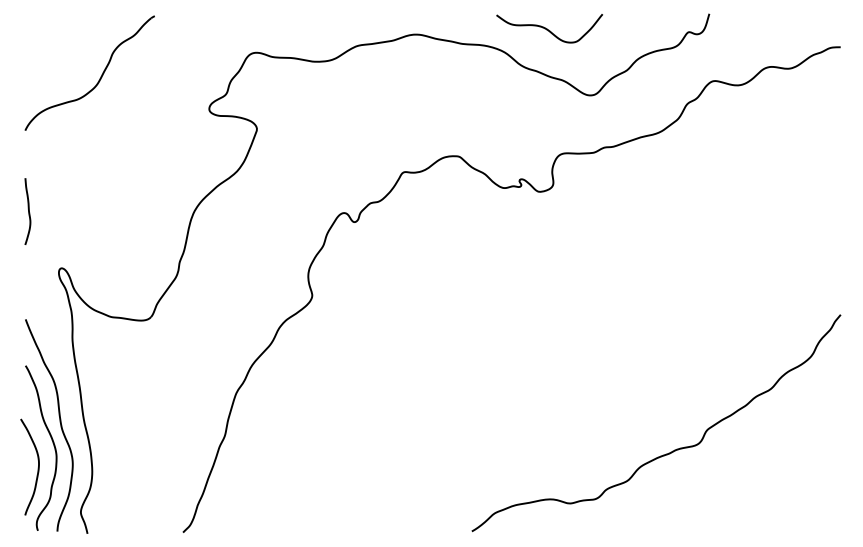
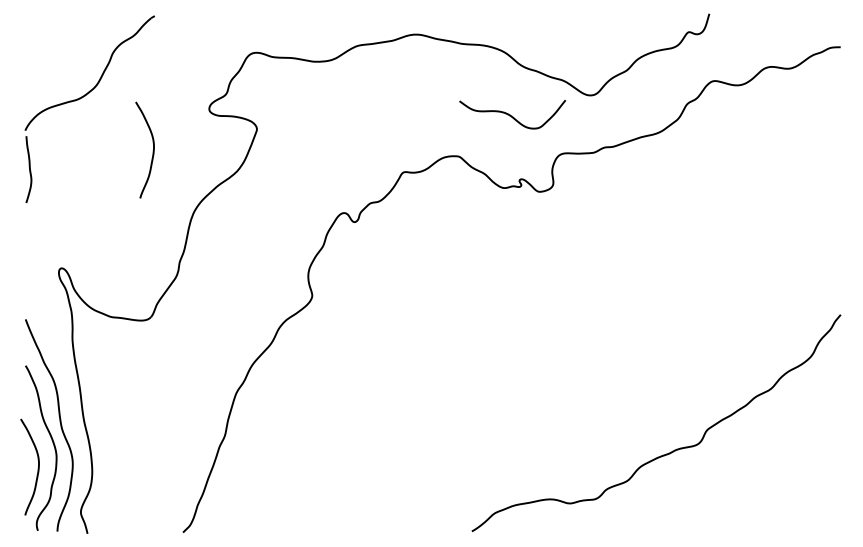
curve position: (548, 29) -> (511, 115) (511, 115)
curve: none -> present (152, 151)
curve position: (28, 211) -> (29, 169) (29, 169)
